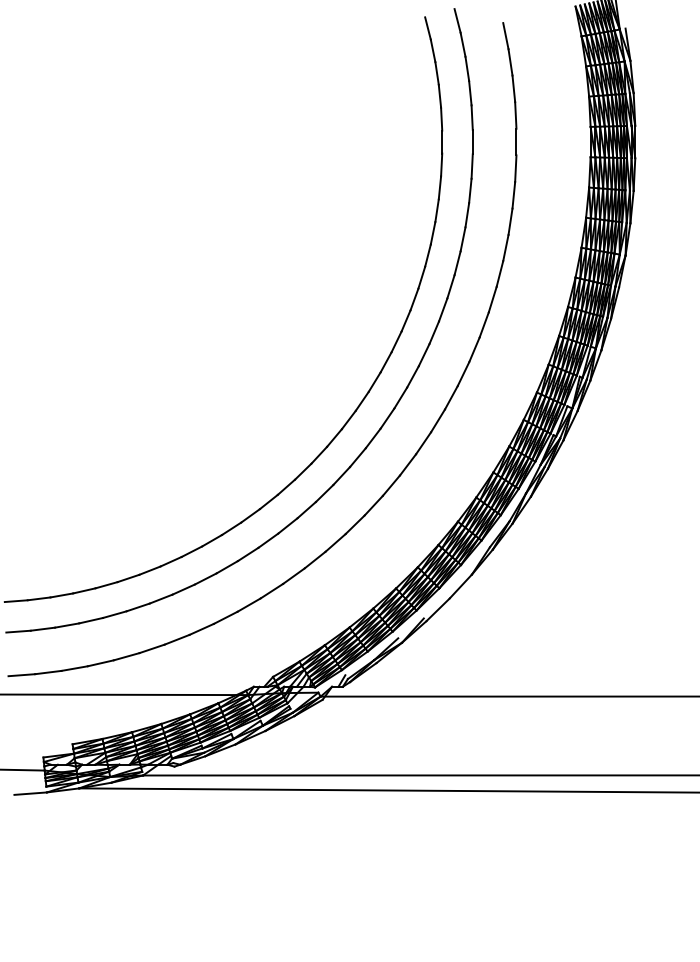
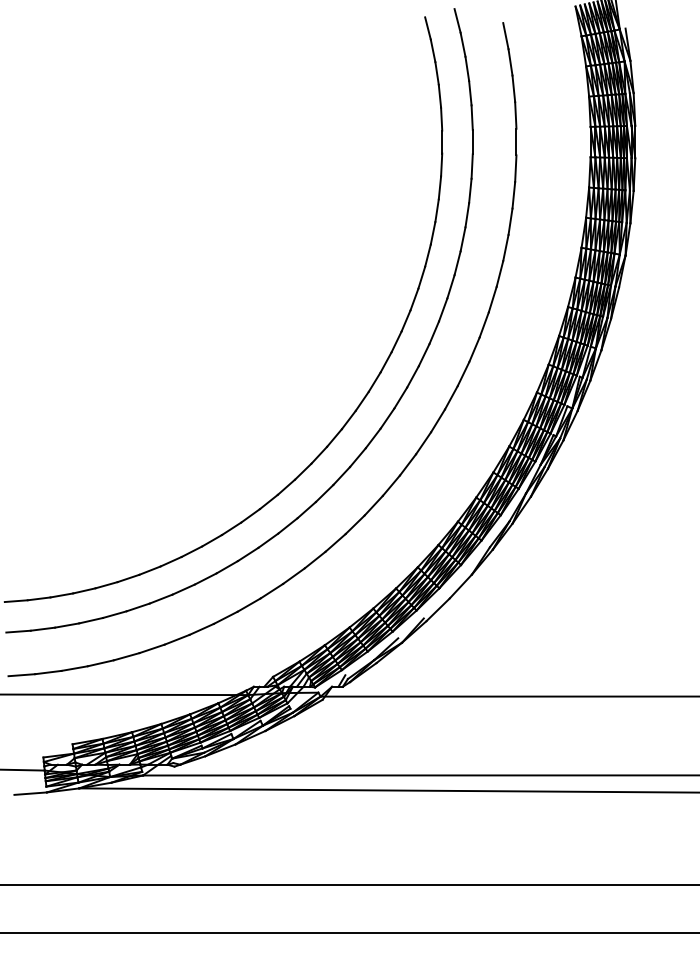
line: none -> present (349, 884)
line: none -> present (349, 933)
